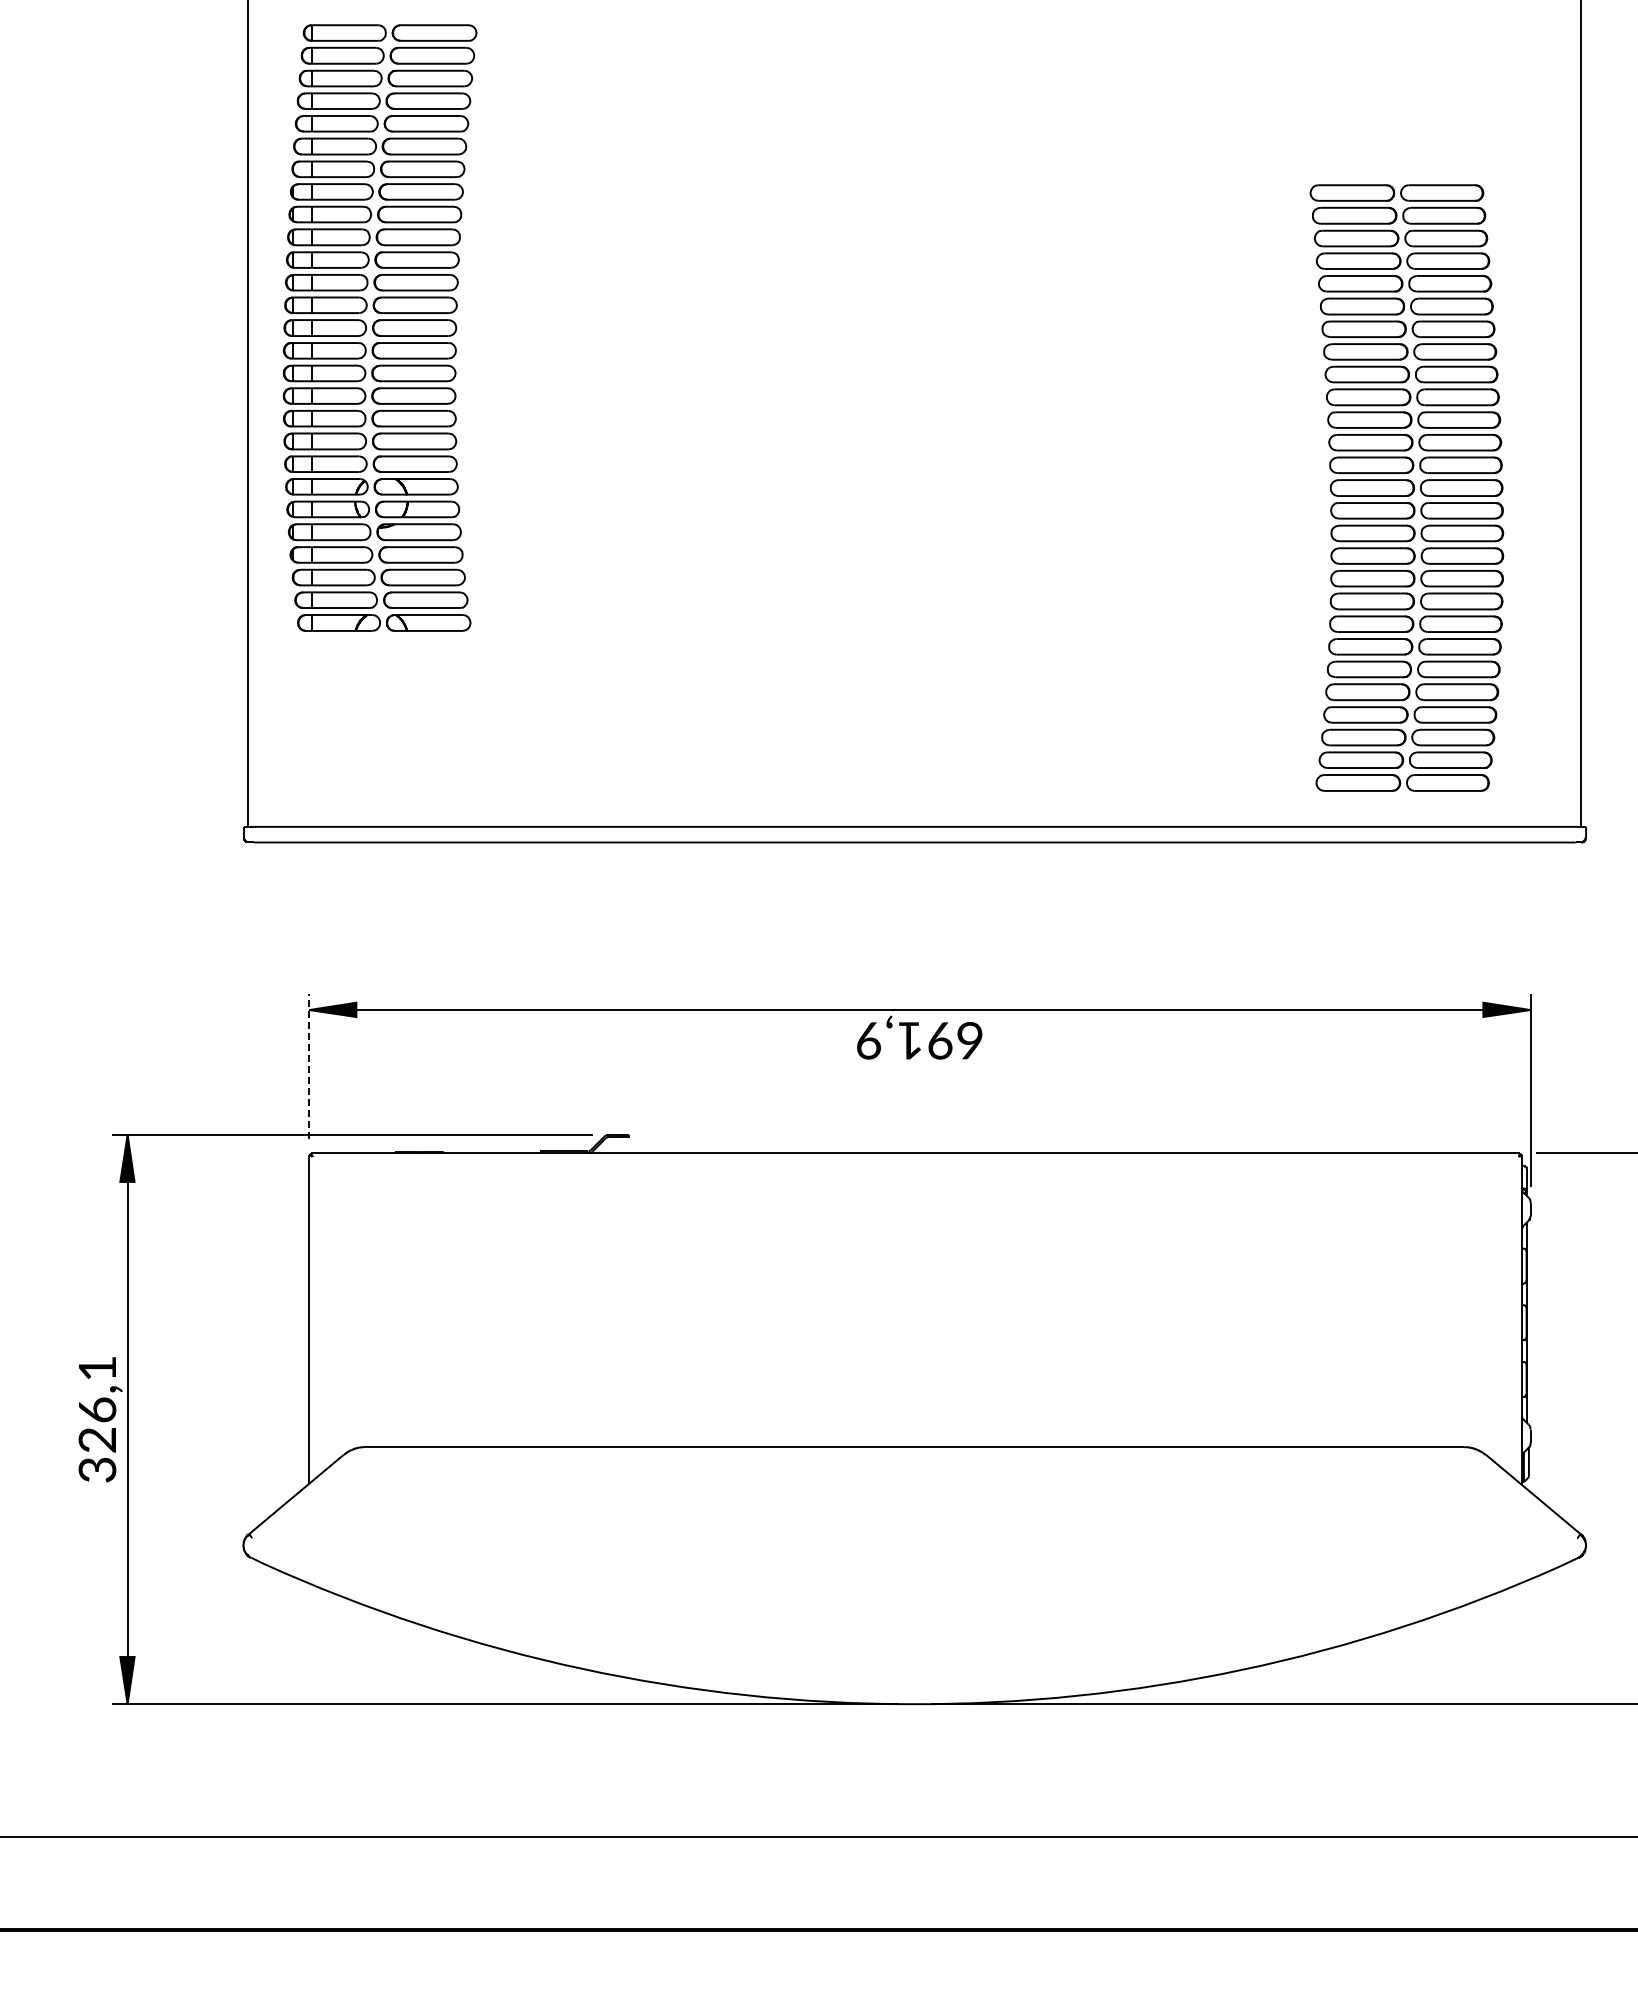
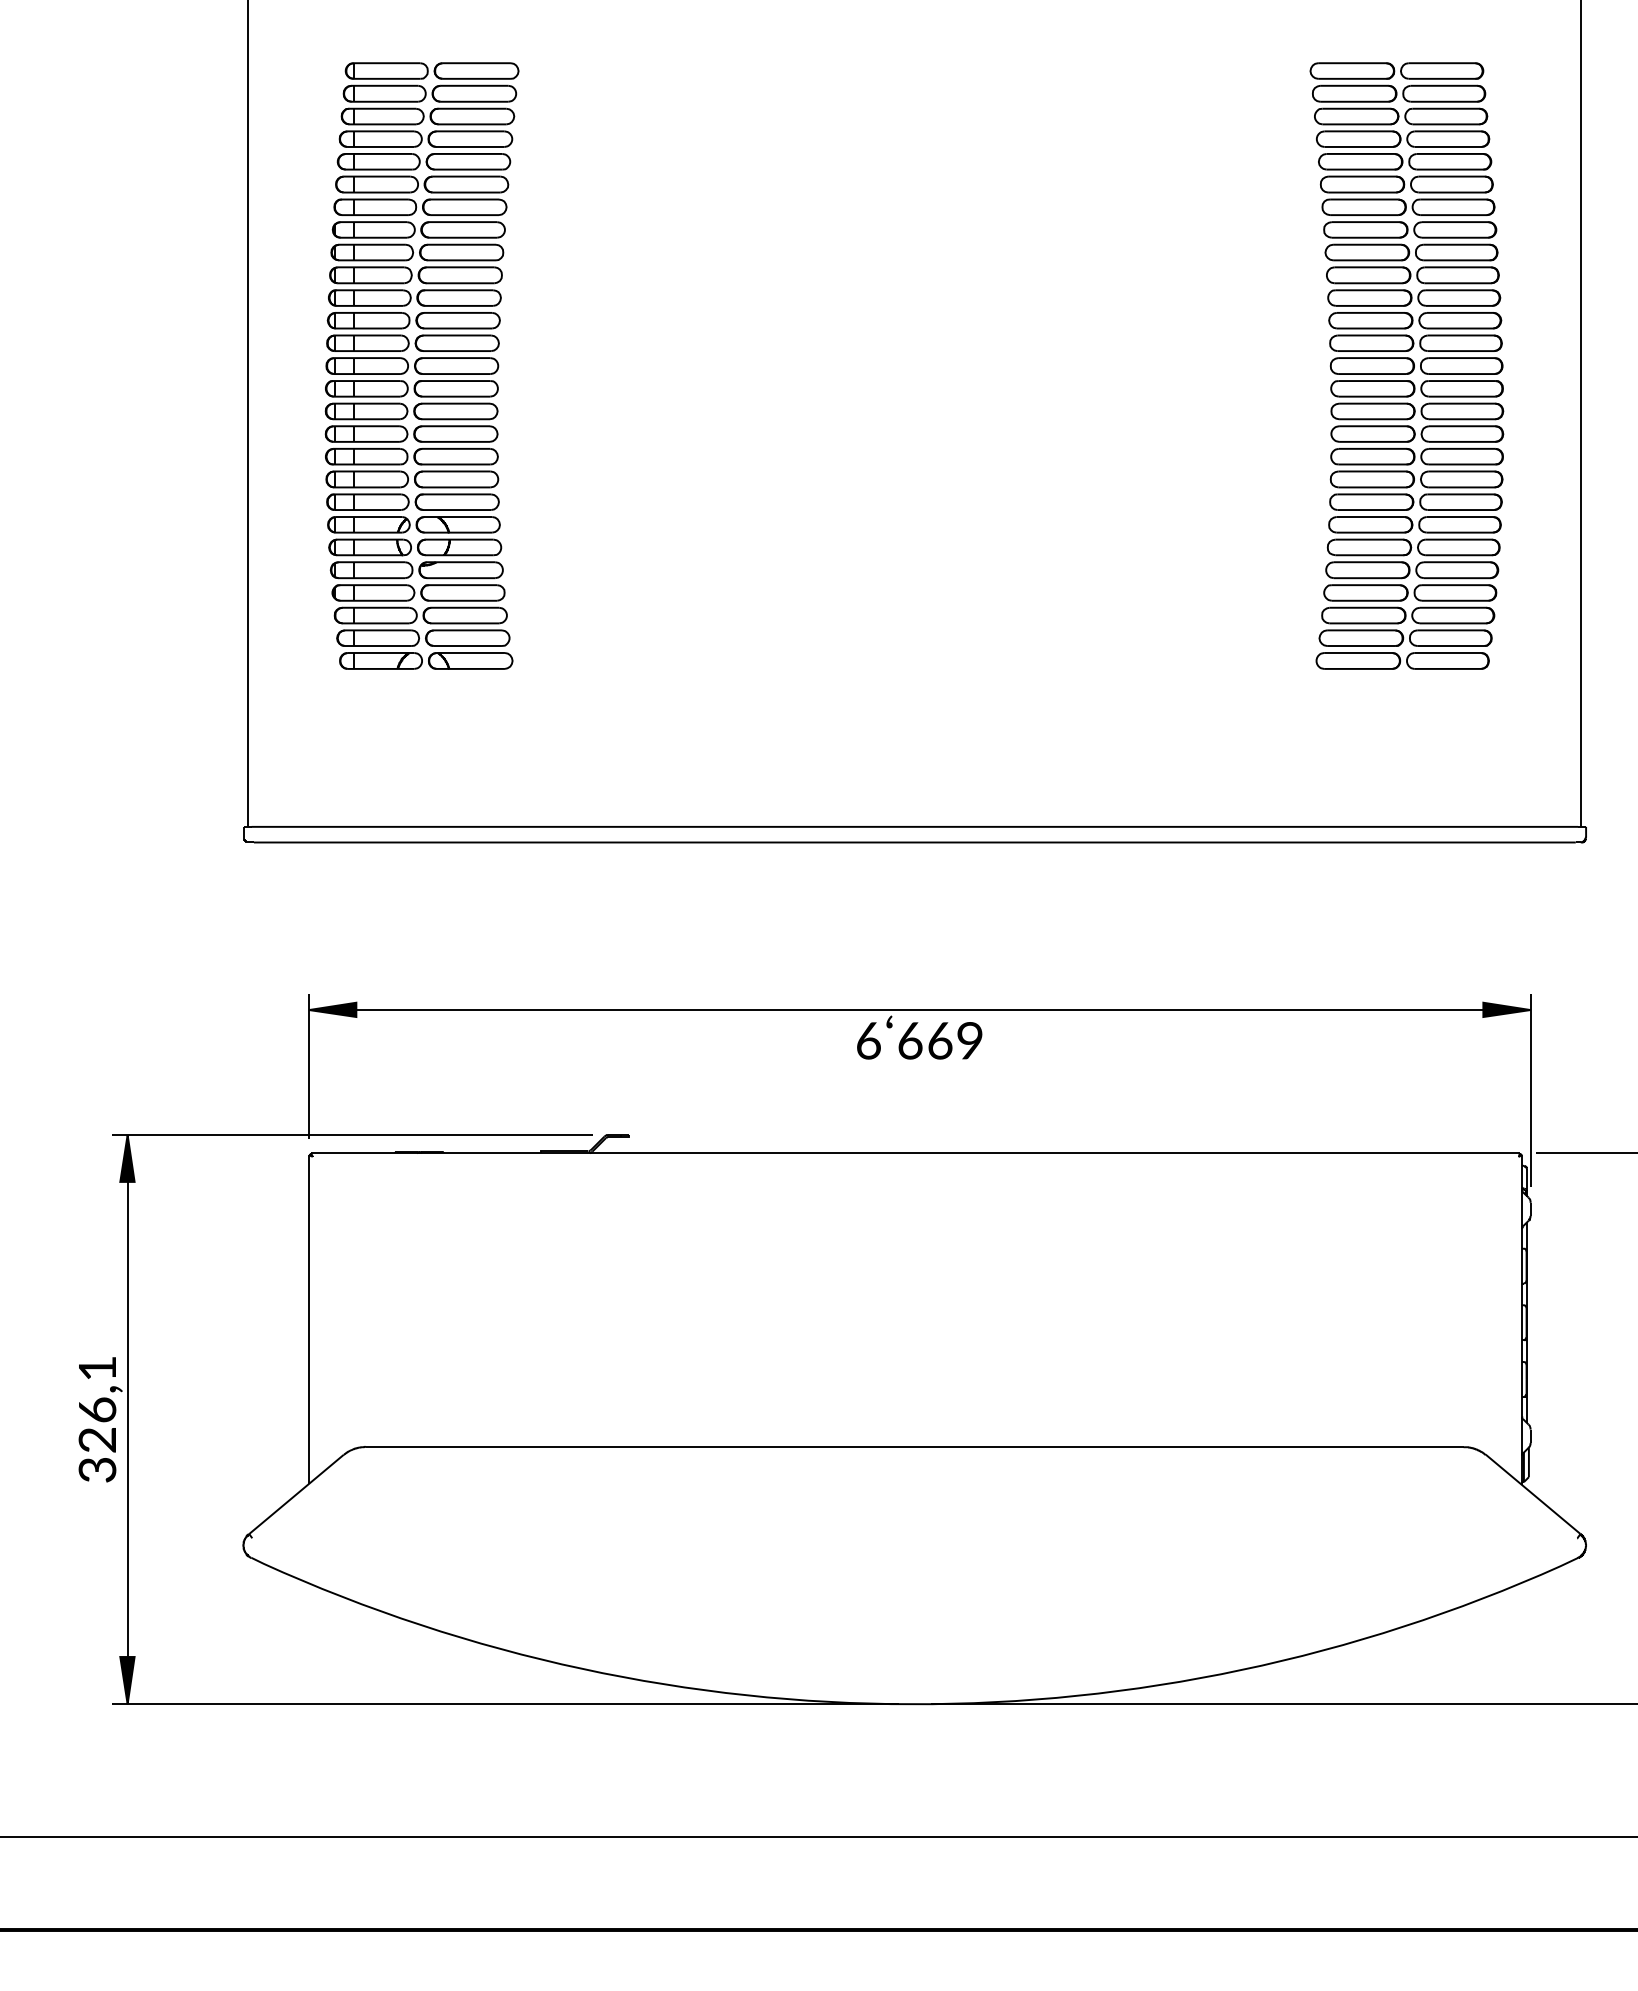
part position: (379, 327) -> (421, 365) (421, 365)
part position: (1406, 487) -> (1406, 365) (1406, 365)
text: 691,9 -> 699,9 (910, 1040)
line: dashed -> solid (309, 1066)
